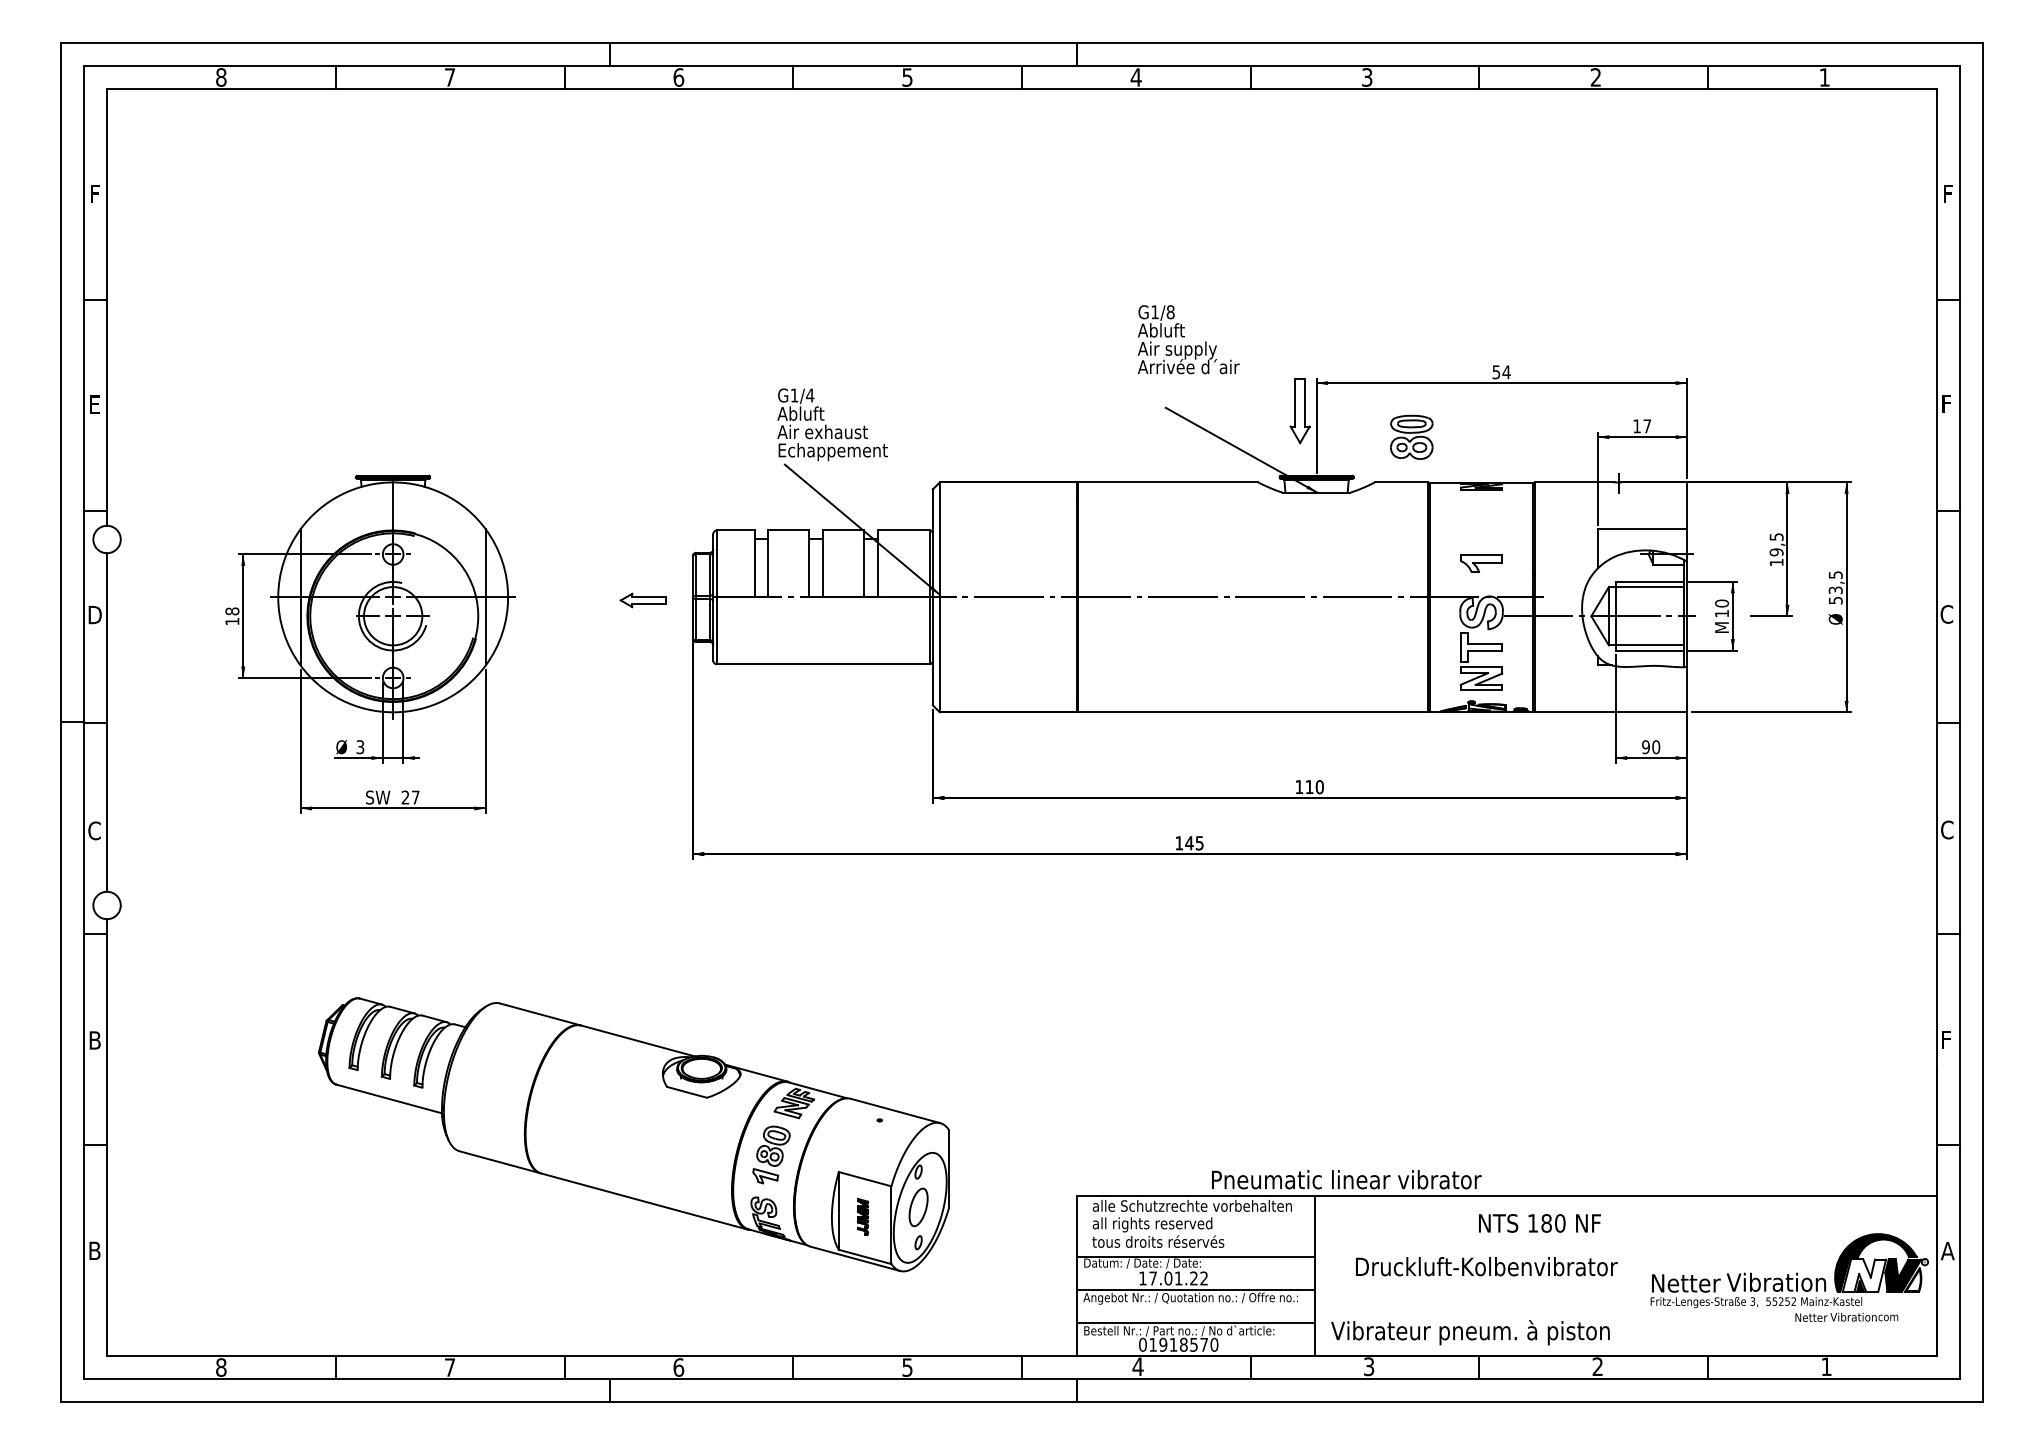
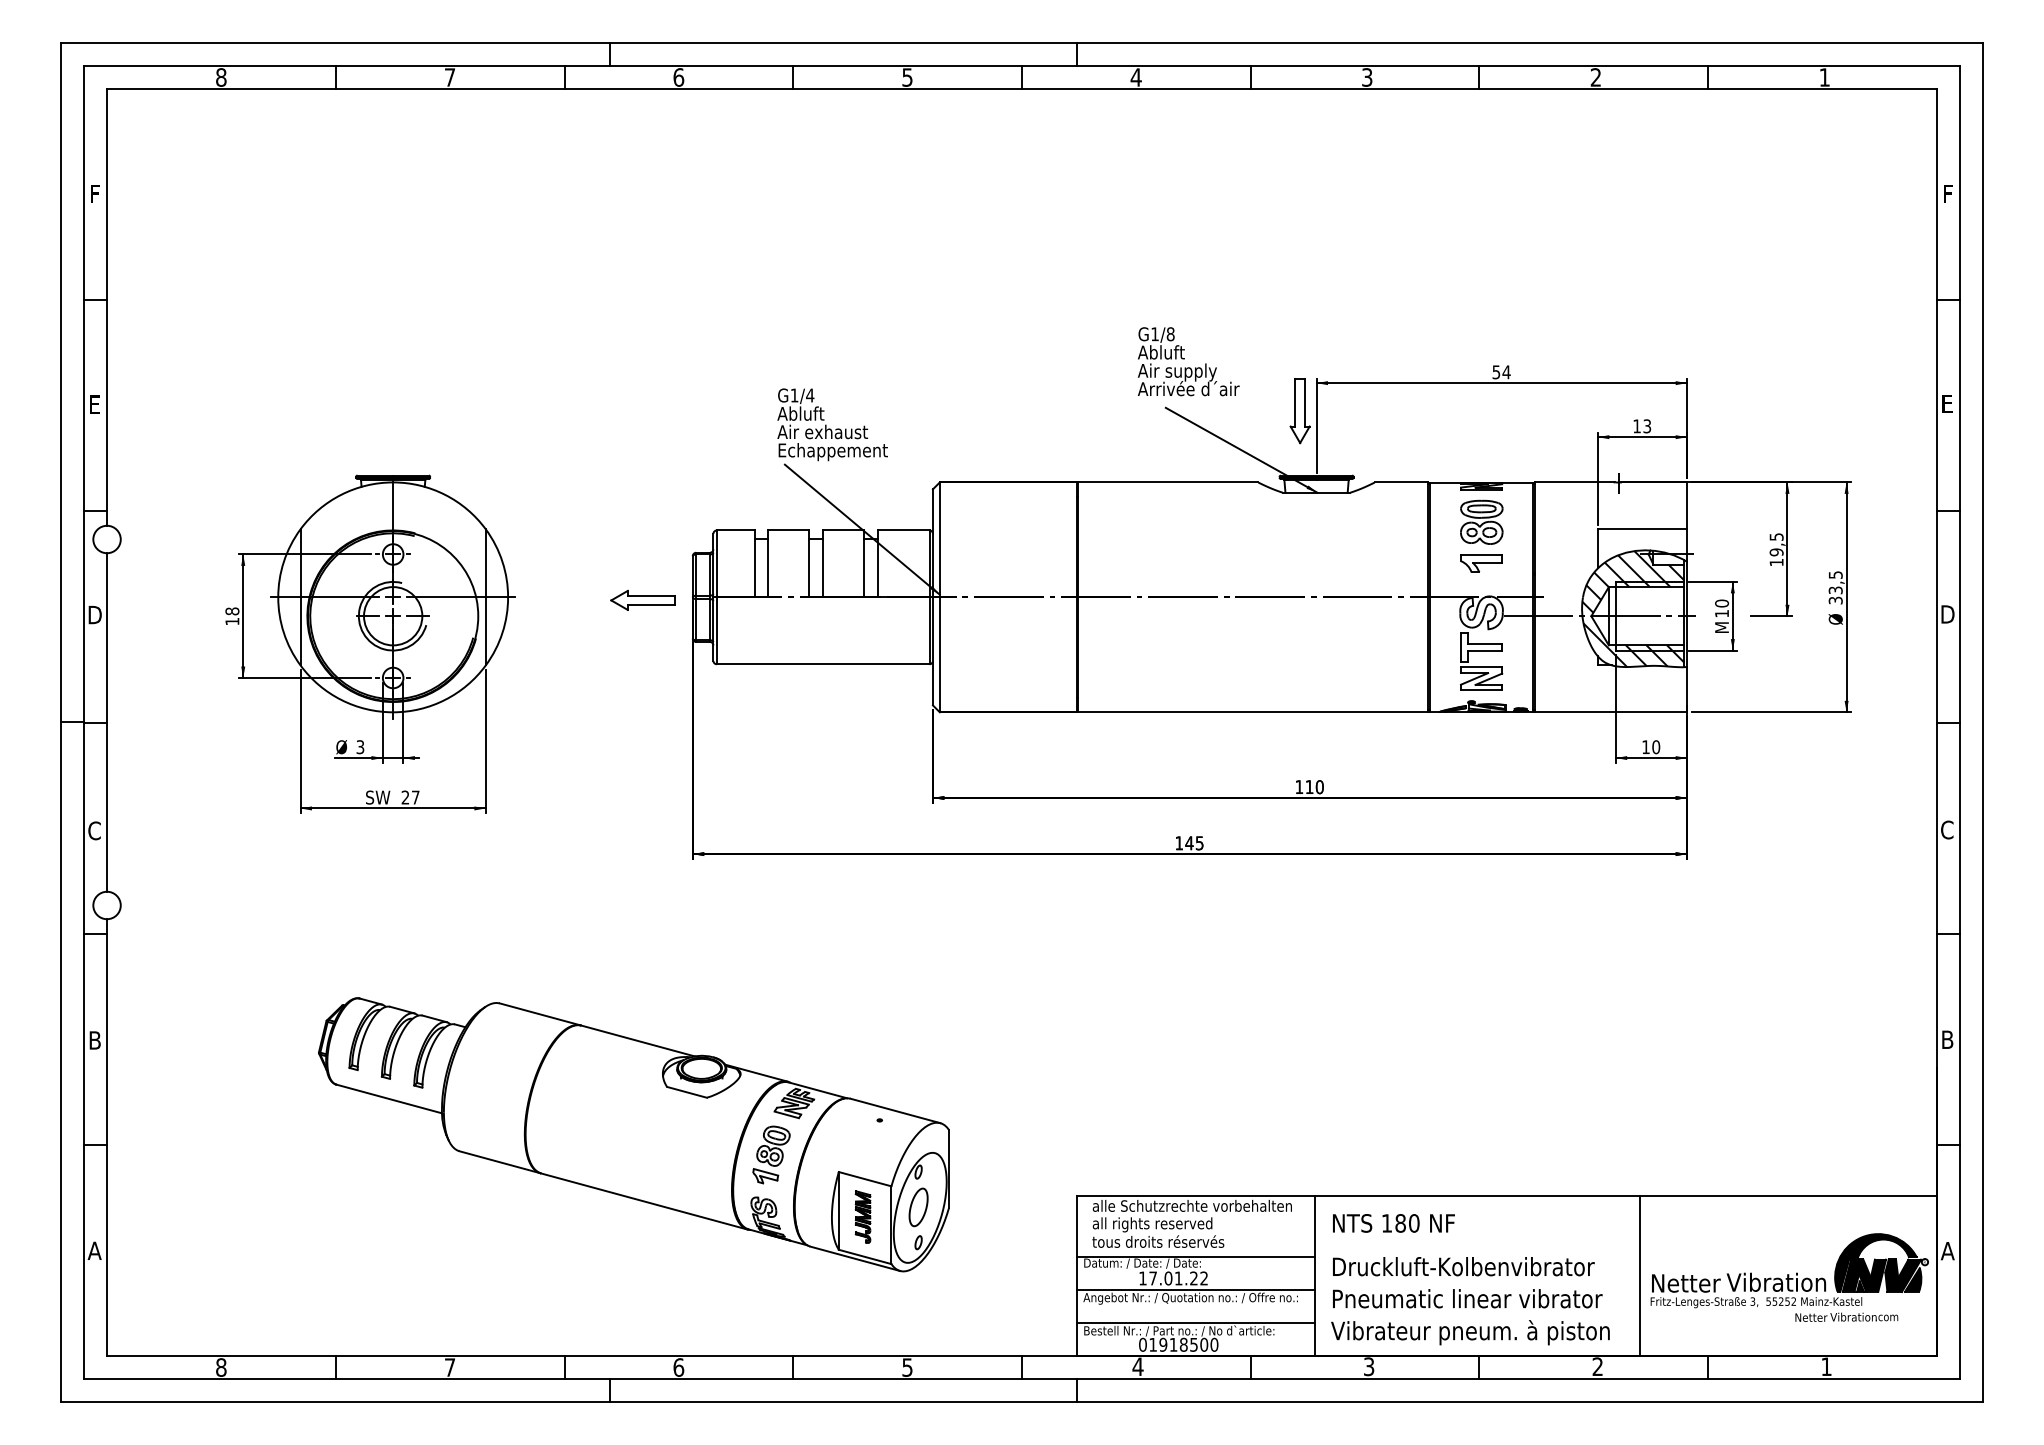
part position: (1188, 339) -> (1188, 361) (1188, 361)
text: F -> E (1948, 403)
text: 17 -> 13 (1647, 426)
part position: (1411, 436) -> (1481, 521) (1481, 521)
part size: 48x17 px -> 66x21 px (642, 600)
text: 53,5 -> 33,5 (1834, 600)
hatch: none -> present (1633, 609)
text: C -> D (1947, 614)
text: 90 -> 10 (1645, 747)
text: F -> B (1947, 1039)
text position: (1346, 1179) -> (1467, 1298) (1467, 1298)
part size: 13x38 px -> 18x54 px (862, 1216)
text position: (1539, 1223) -> (1393, 1223) (1393, 1223)
text: B -> A (94, 1250)
text position: (1486, 1266) -> (1463, 1266) (1463, 1266)
line: none -> present (1639, 1275)
fill: none -> present (1864, 1275)
fill: none -> present (1913, 1280)
text: 01918570 -> 01918500 (1204, 1344)
